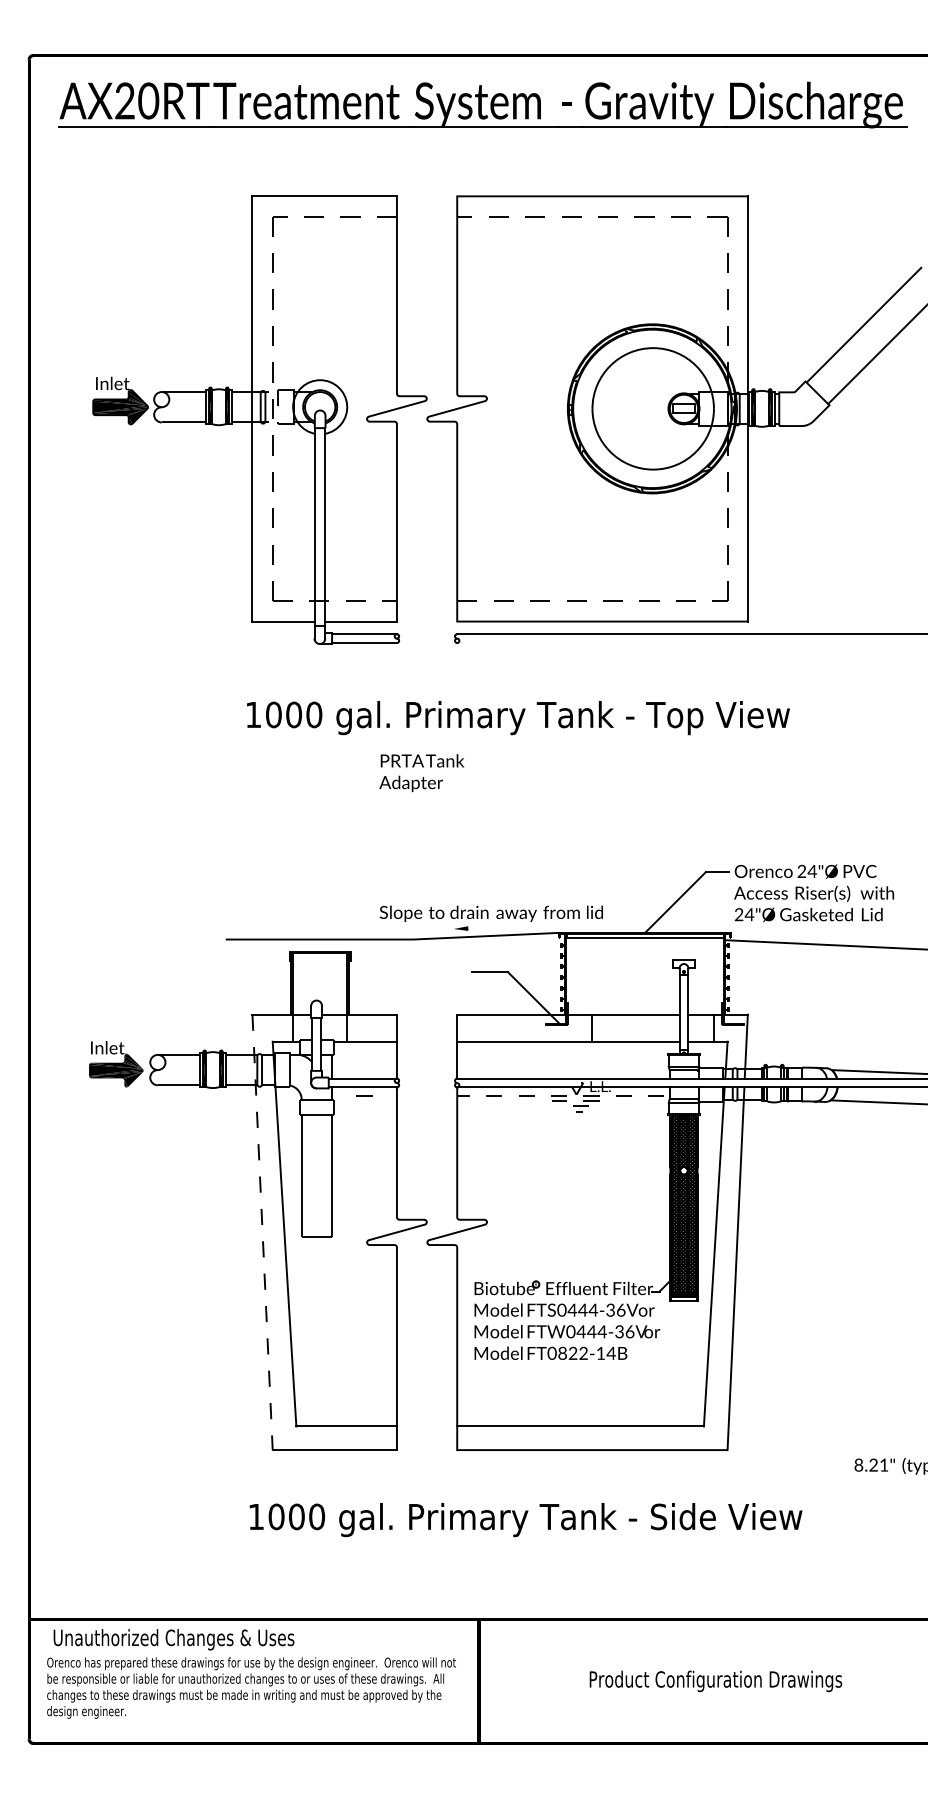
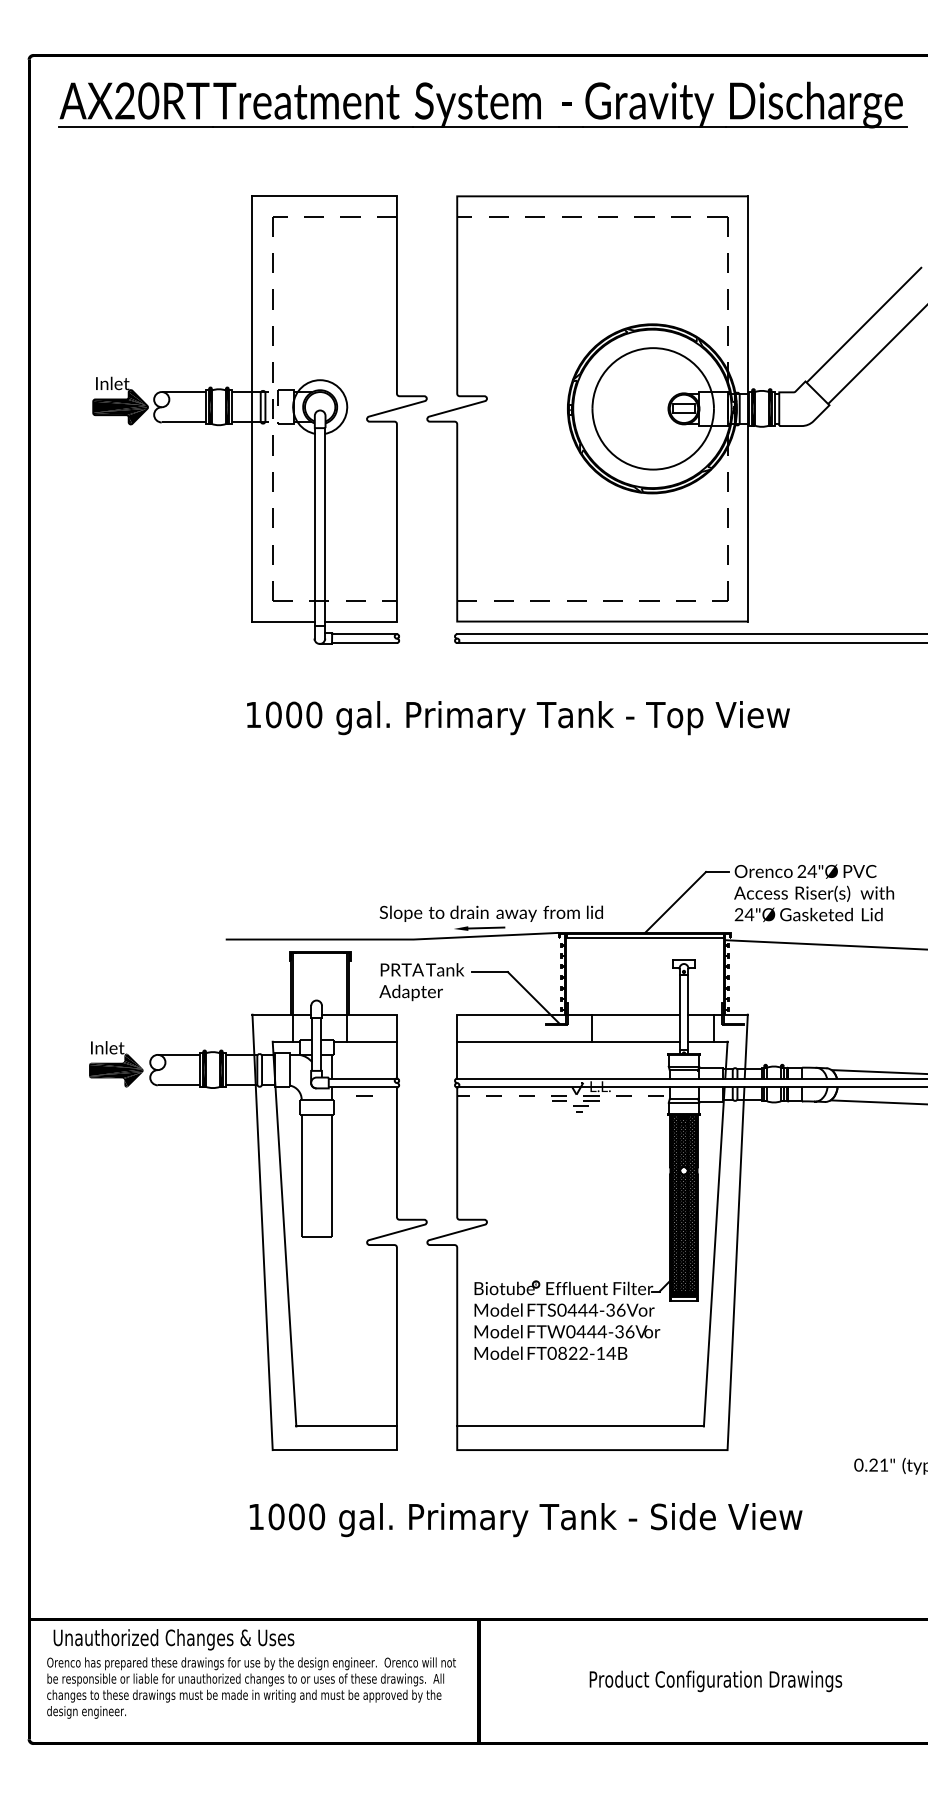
line: none -> present (690, 643)
text position: (421, 773) -> (421, 982) (421, 982)
line: none -> present (486, 927)
line: dashed -> solid (262, 1232)
text: 8.21" -> 0.21" (858, 1465)
